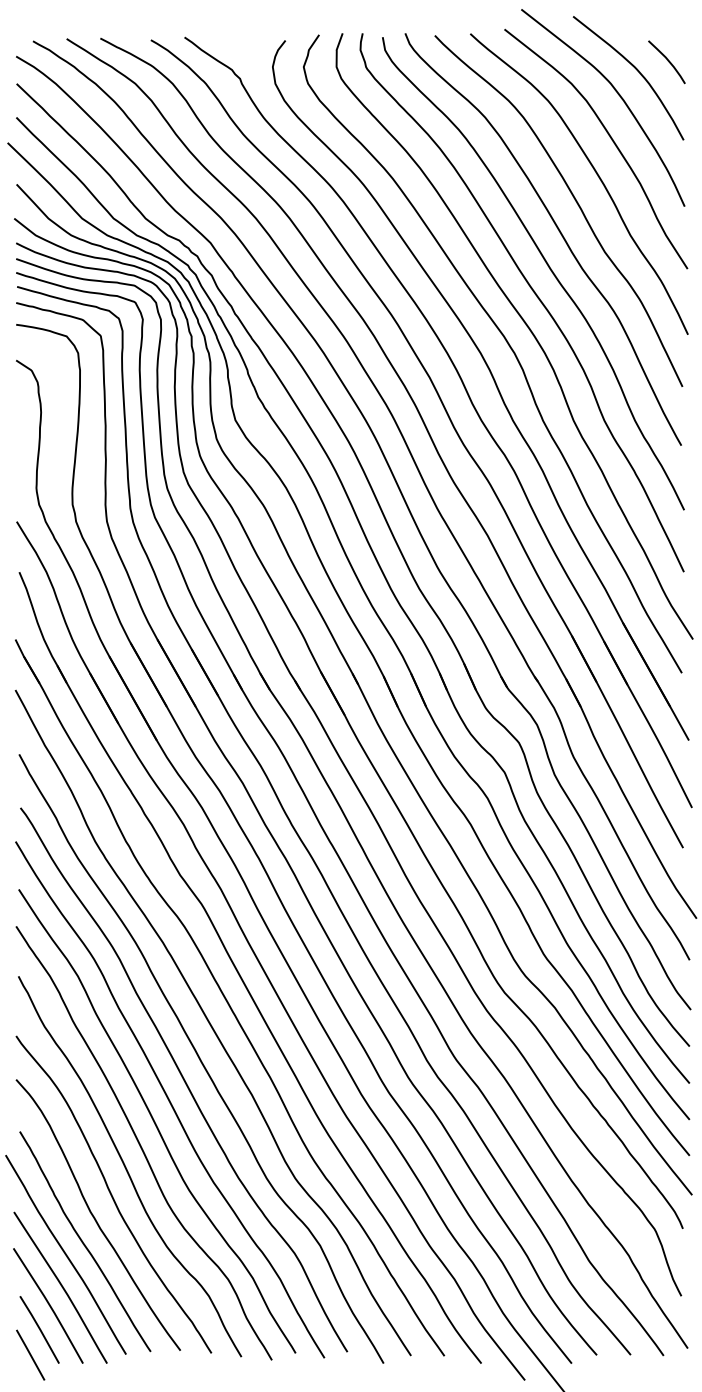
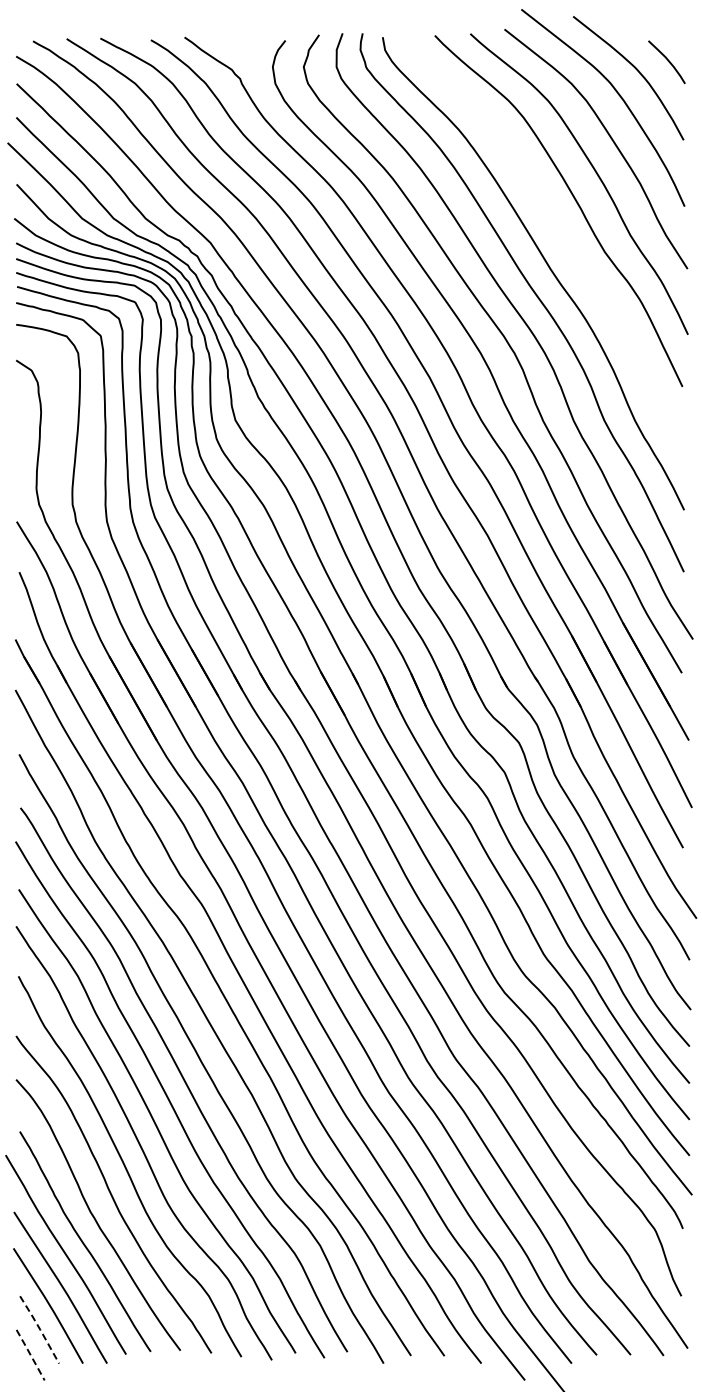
curve: present -> none (558, 231)
line: solid -> dashed (40, 1329)
line: solid -> dashed (30, 1354)
